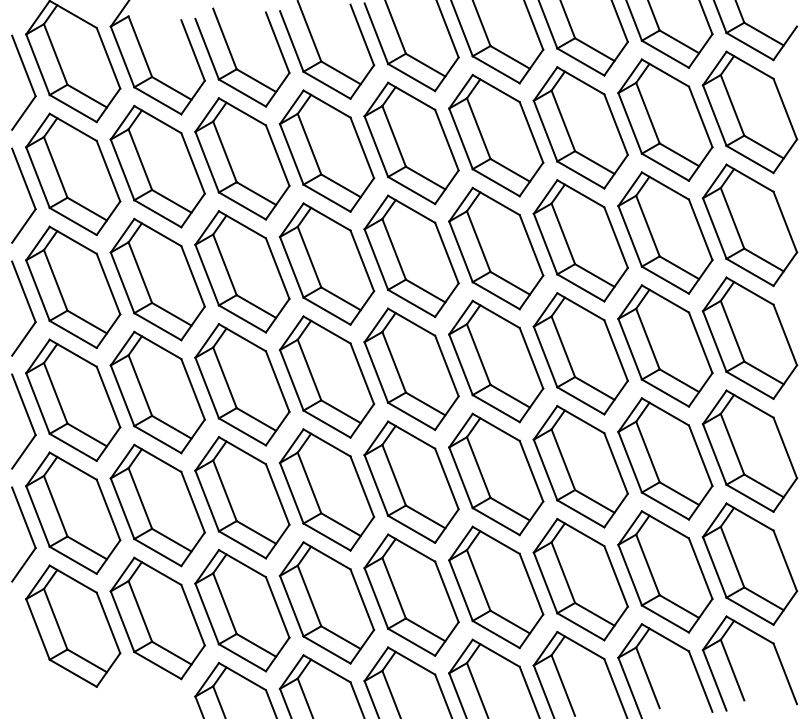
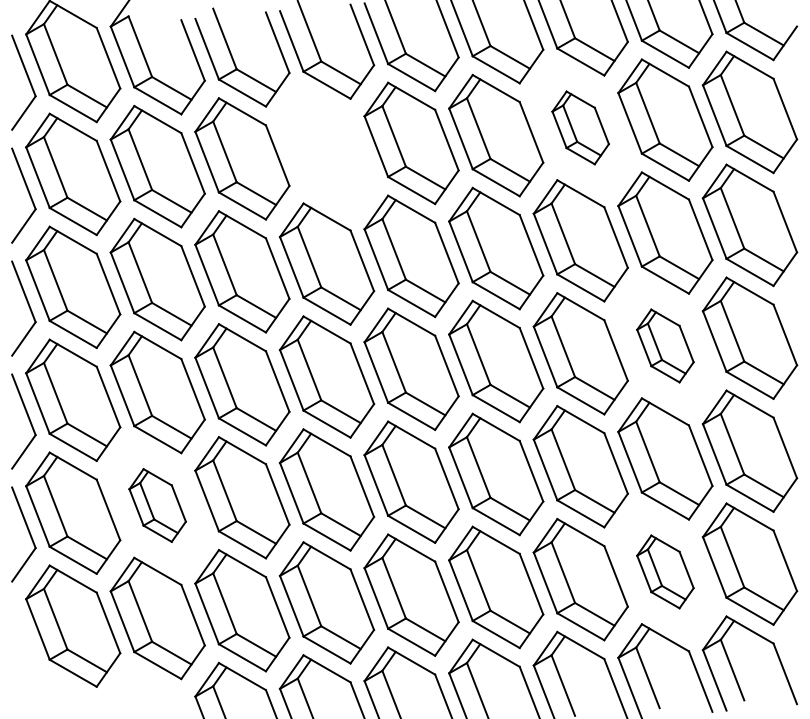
part size: 97x124 px -> 59x76 px (580, 127)
part: present -> none (326, 150)
part size: 97x124 px -> 59x76 px (665, 345)
part size: 97x125 px -> 59x75 px (157, 505)
part size: 97x124 px -> 59x76 px (665, 571)
